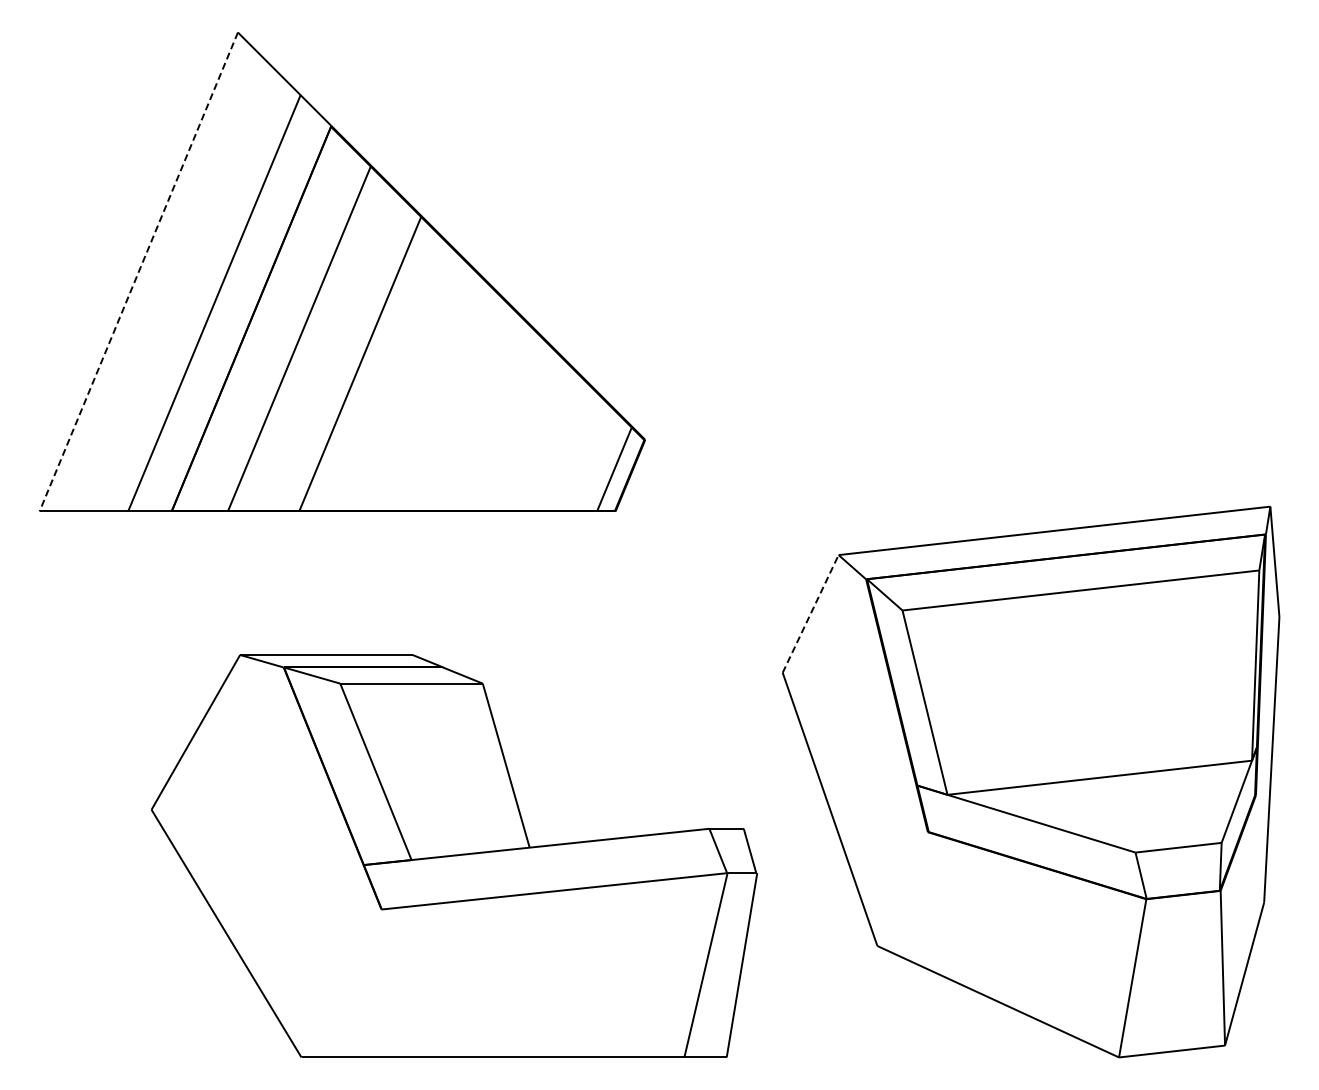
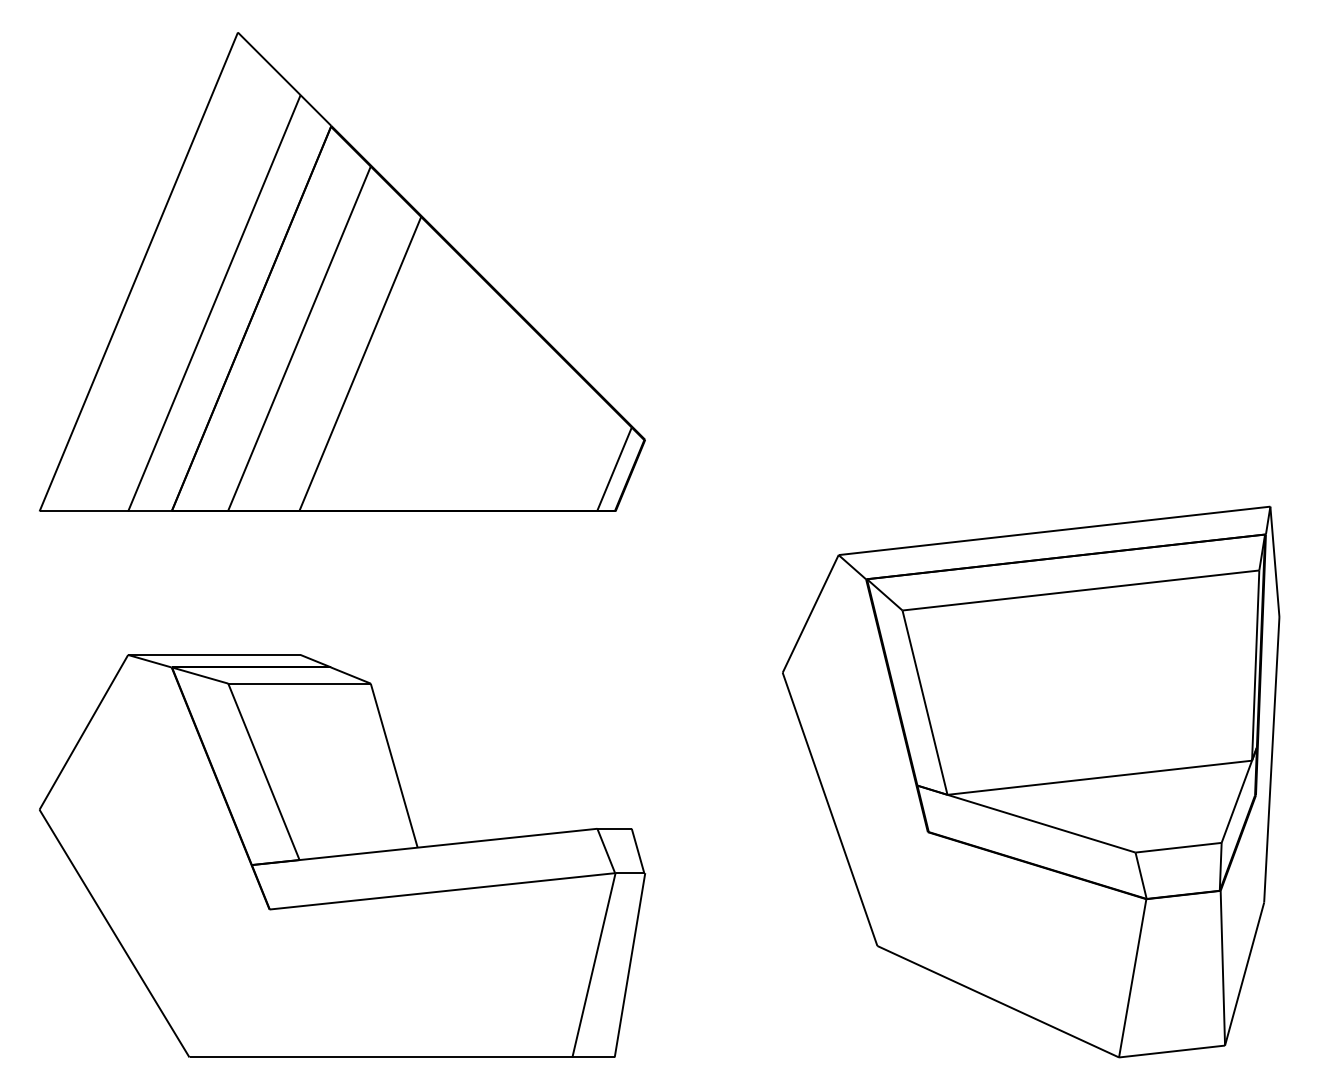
line: dashed -> solid (138, 272)
line: dashed -> solid (810, 613)
part position: (454, 855) -> (342, 855) (342, 855)
